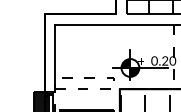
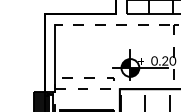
line: solid -> dashed (118, 24)
